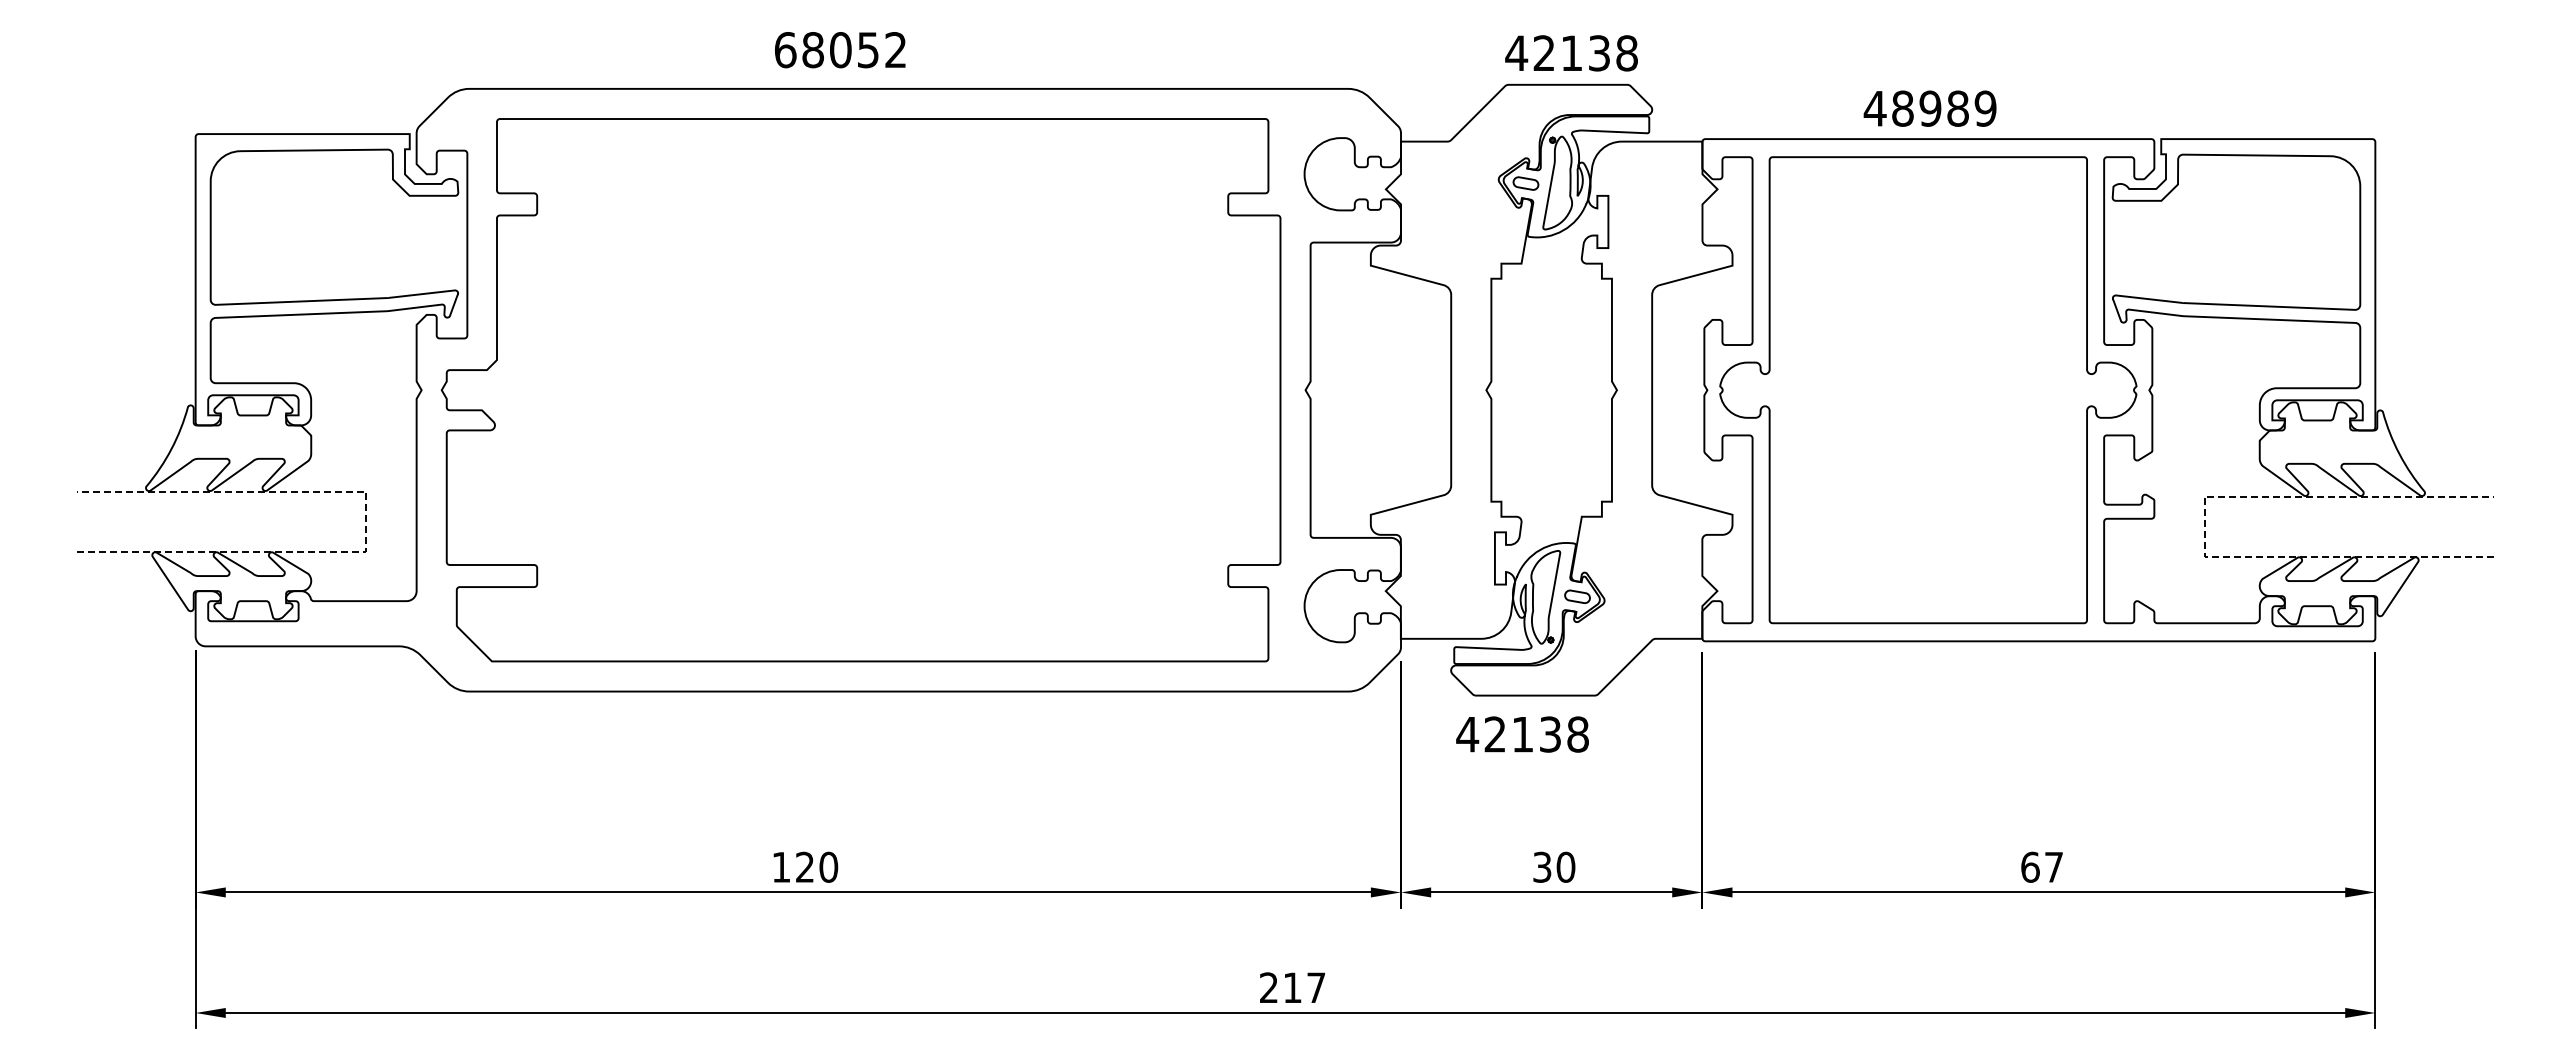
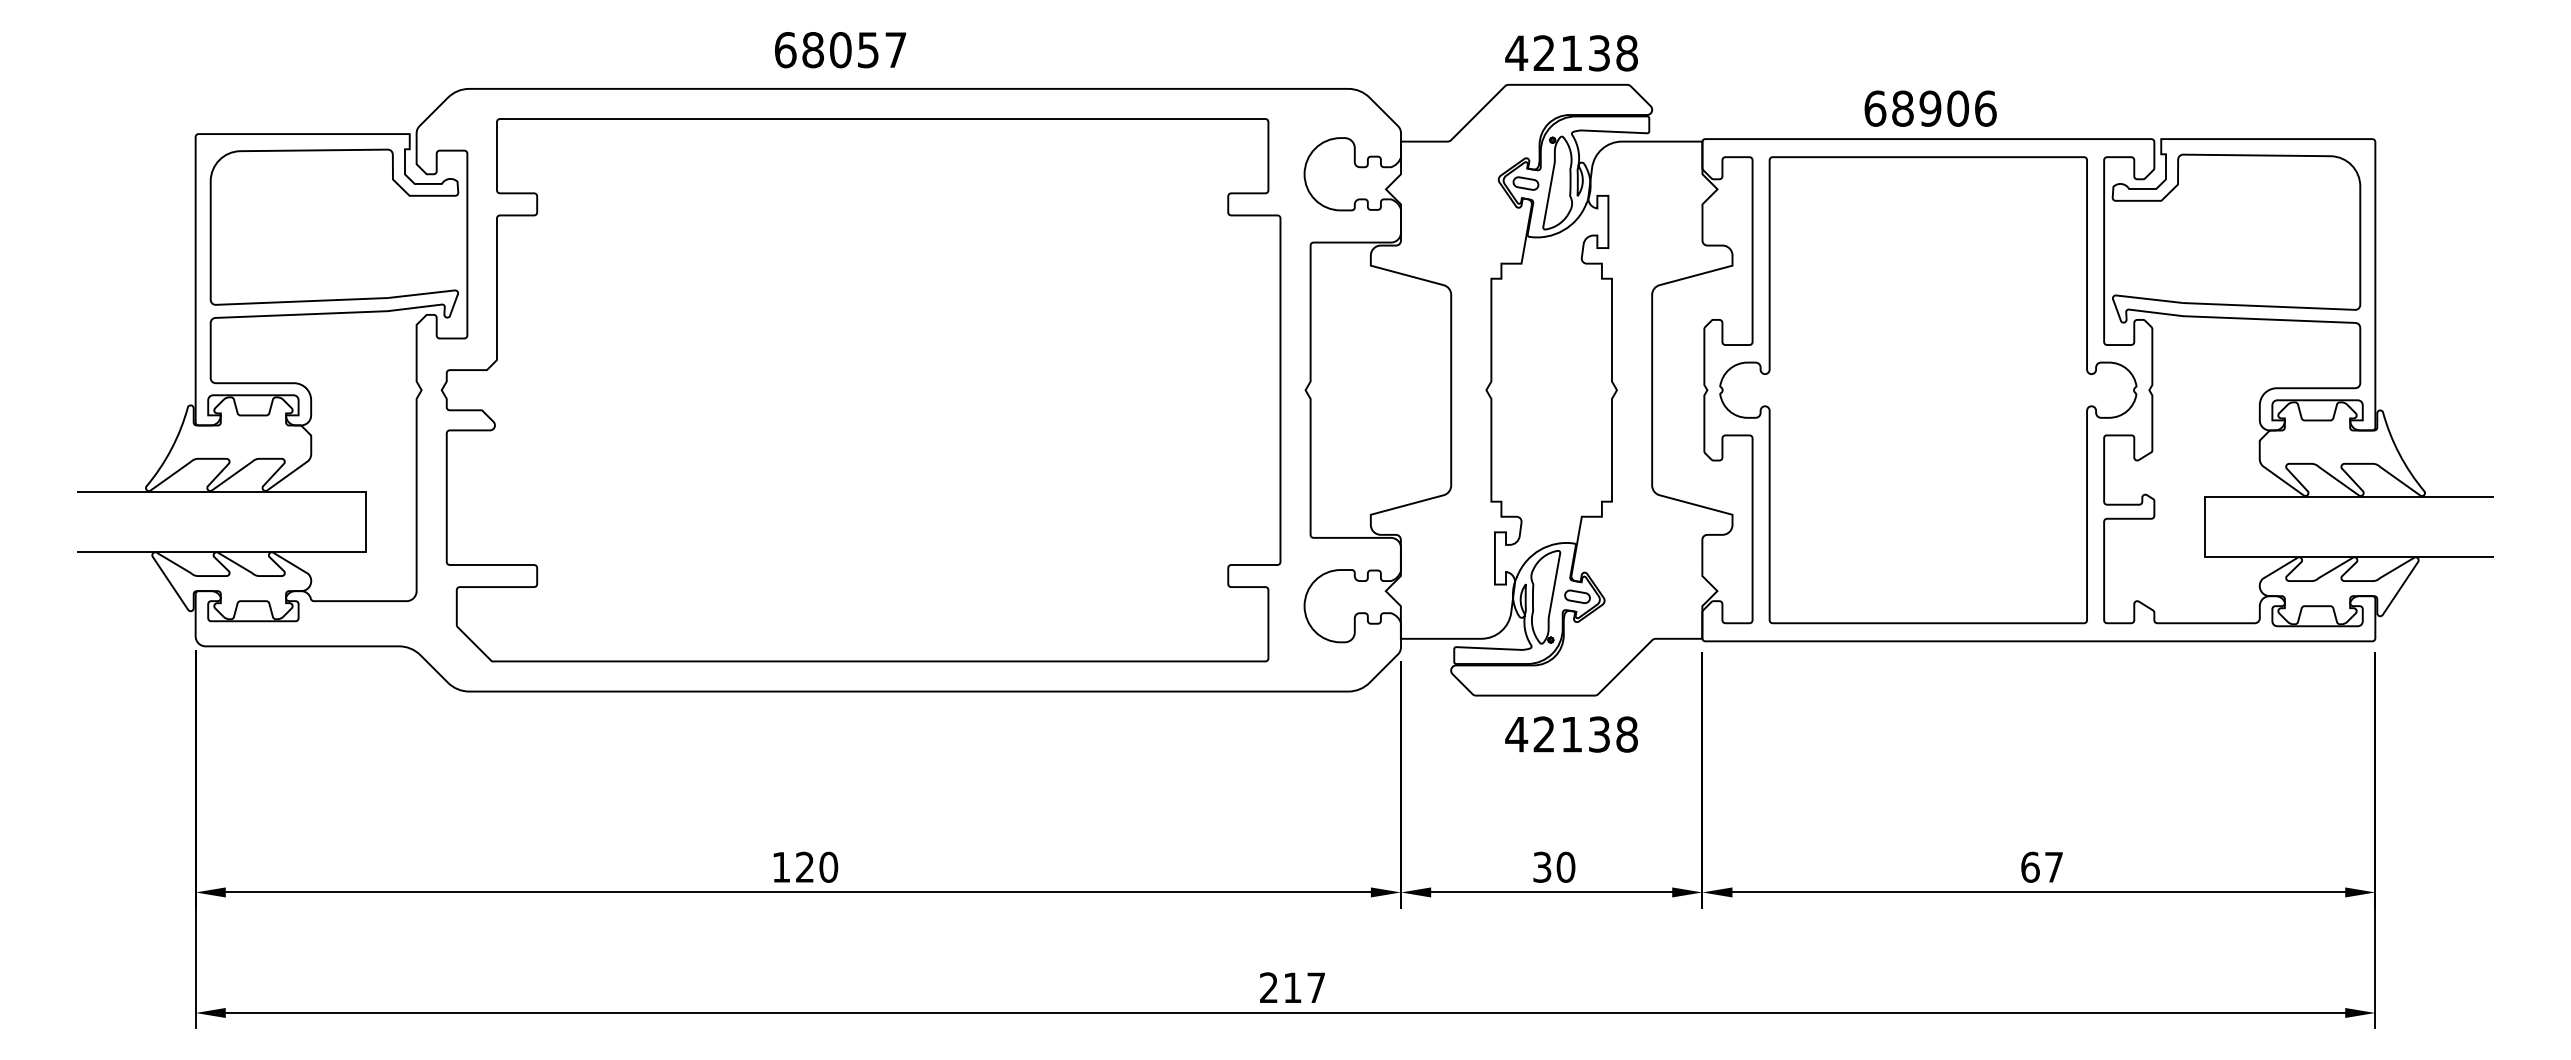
text: 68052 -> 68057 (895, 49)
text: 48989 -> 68906 (1929, 108)
line: dashed -> solid (366, 521)
line: dashed -> solid (2204, 526)
text position: (1522, 734) -> (1571, 734) (1571, 734)
